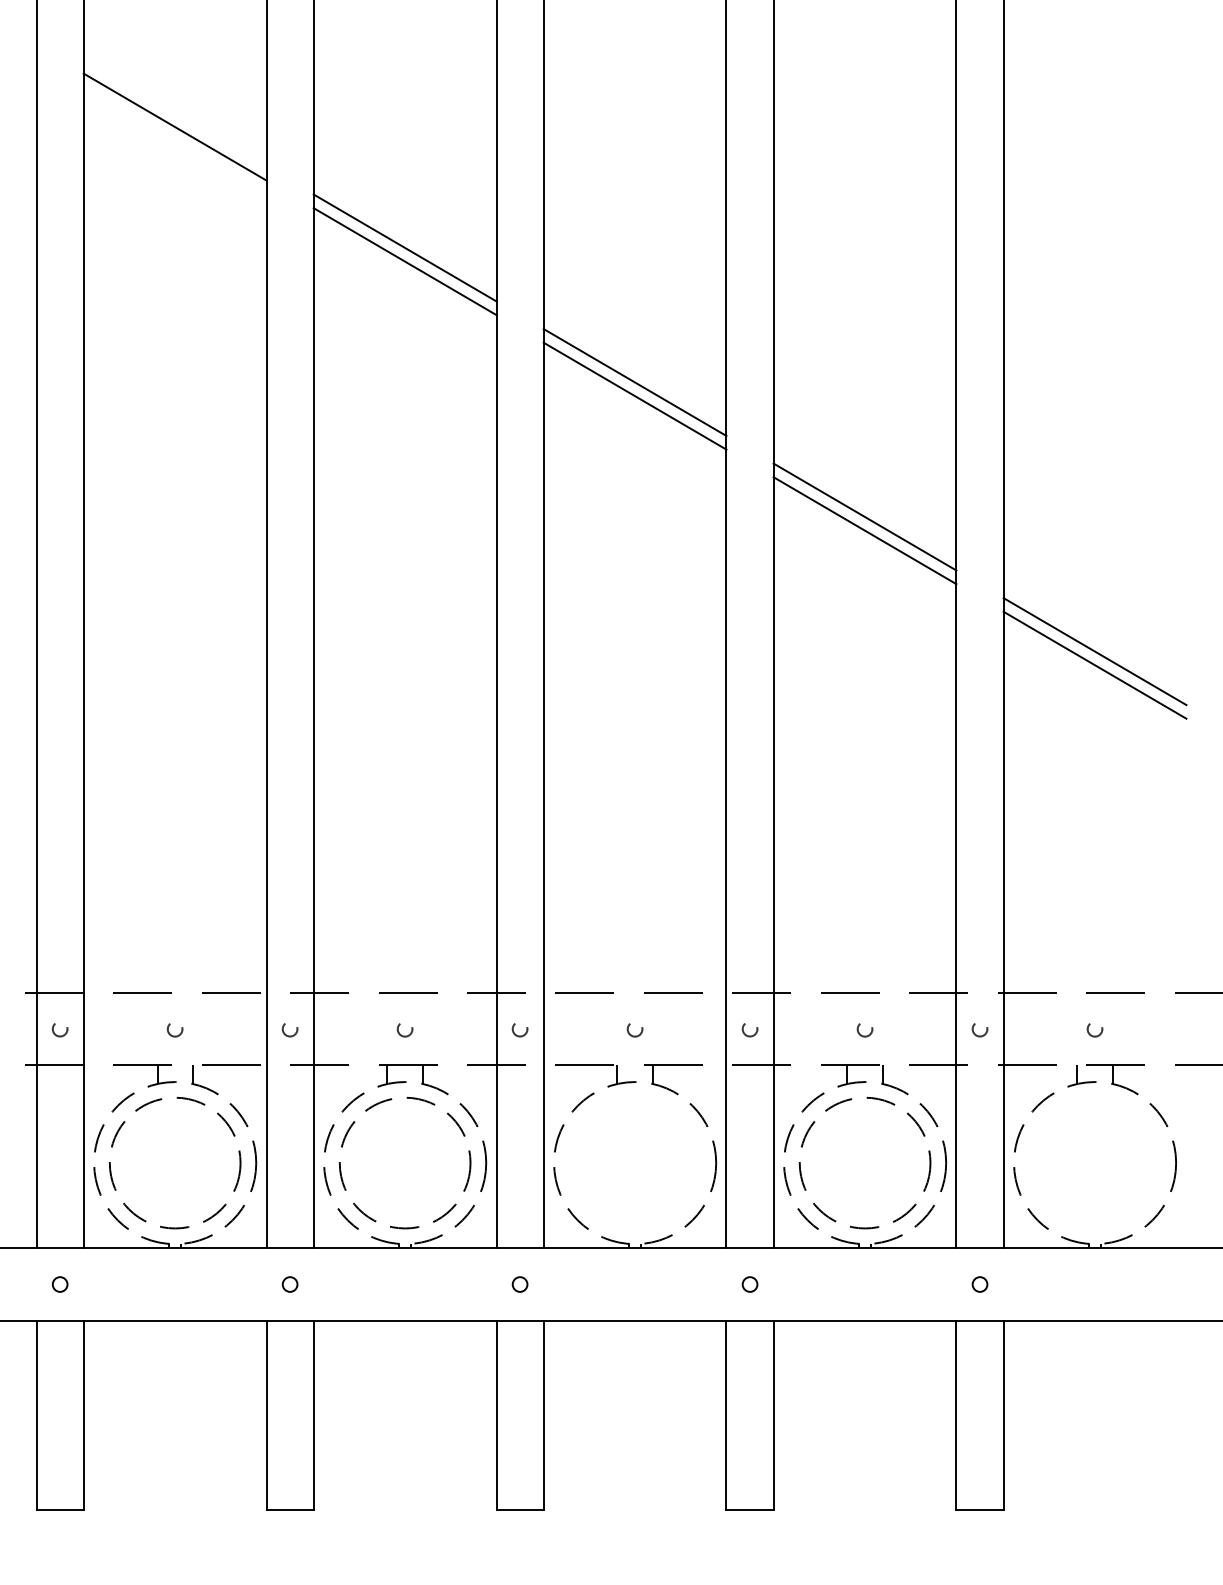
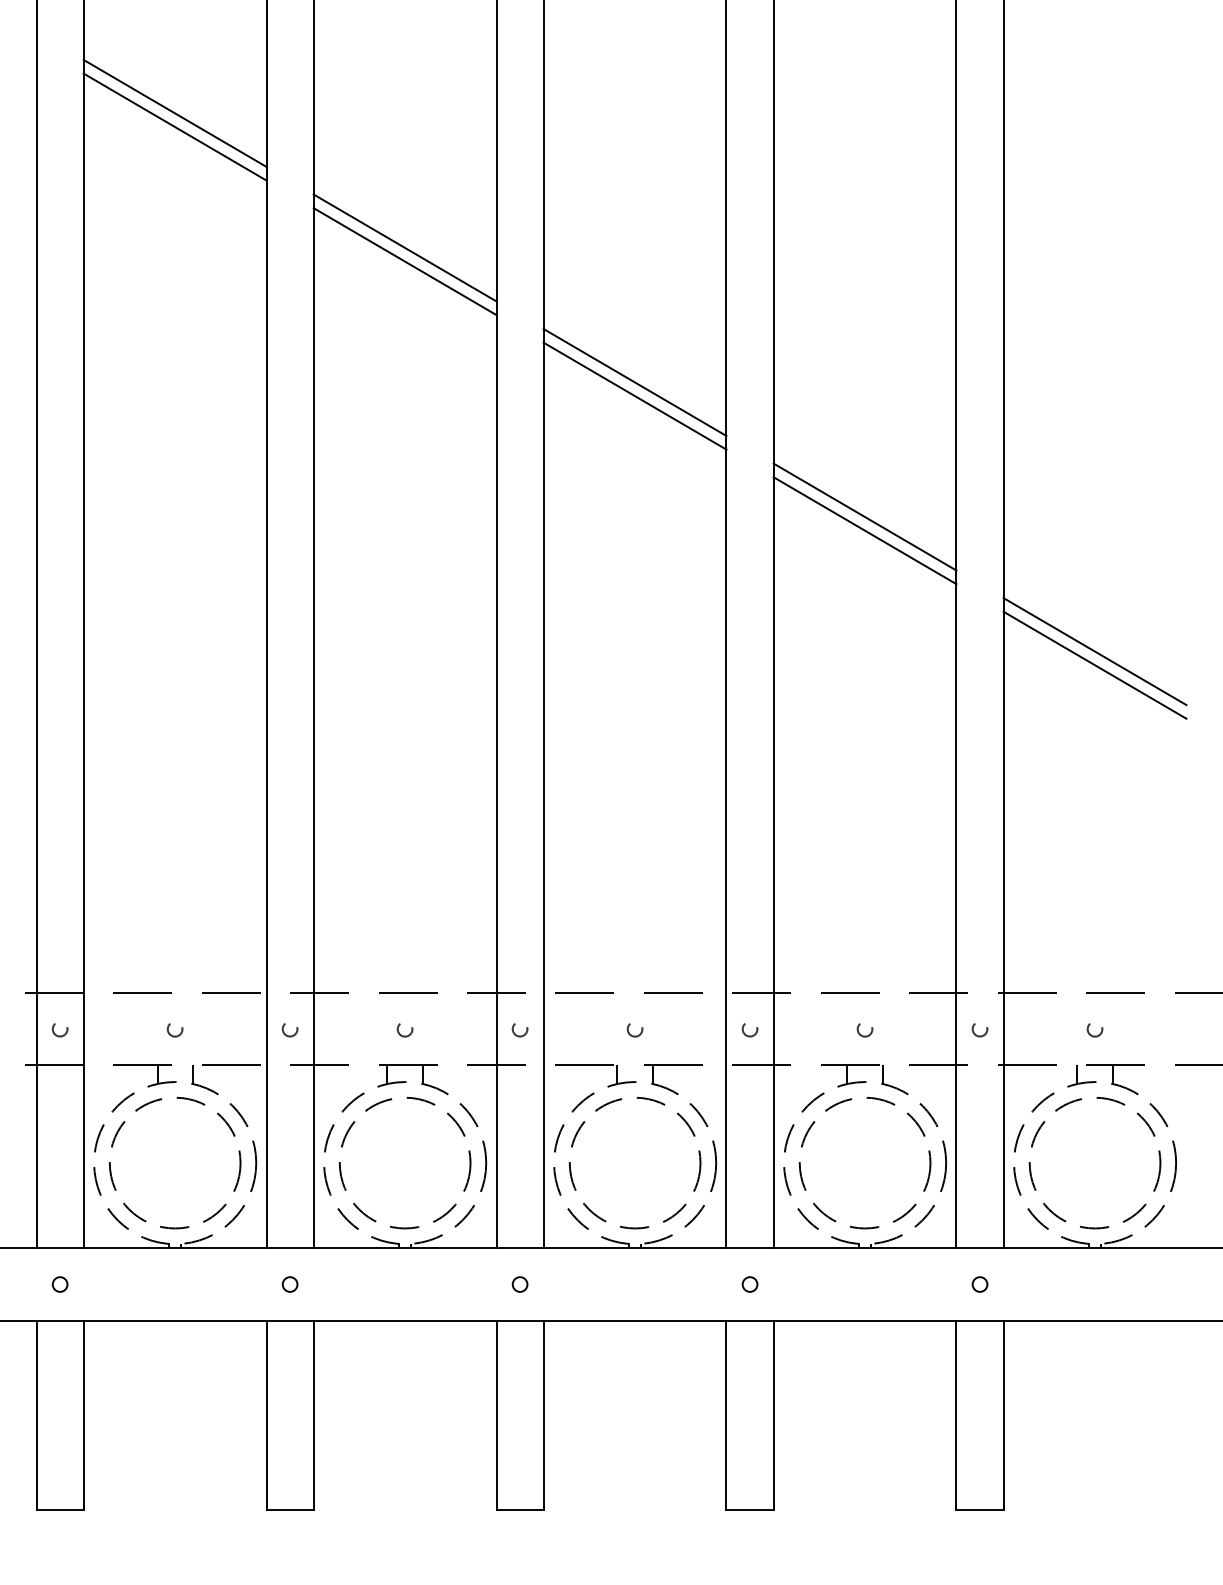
line: none -> present (174, 112)
circle: none -> present (634, 1162)
circle: none -> present (1094, 1163)
